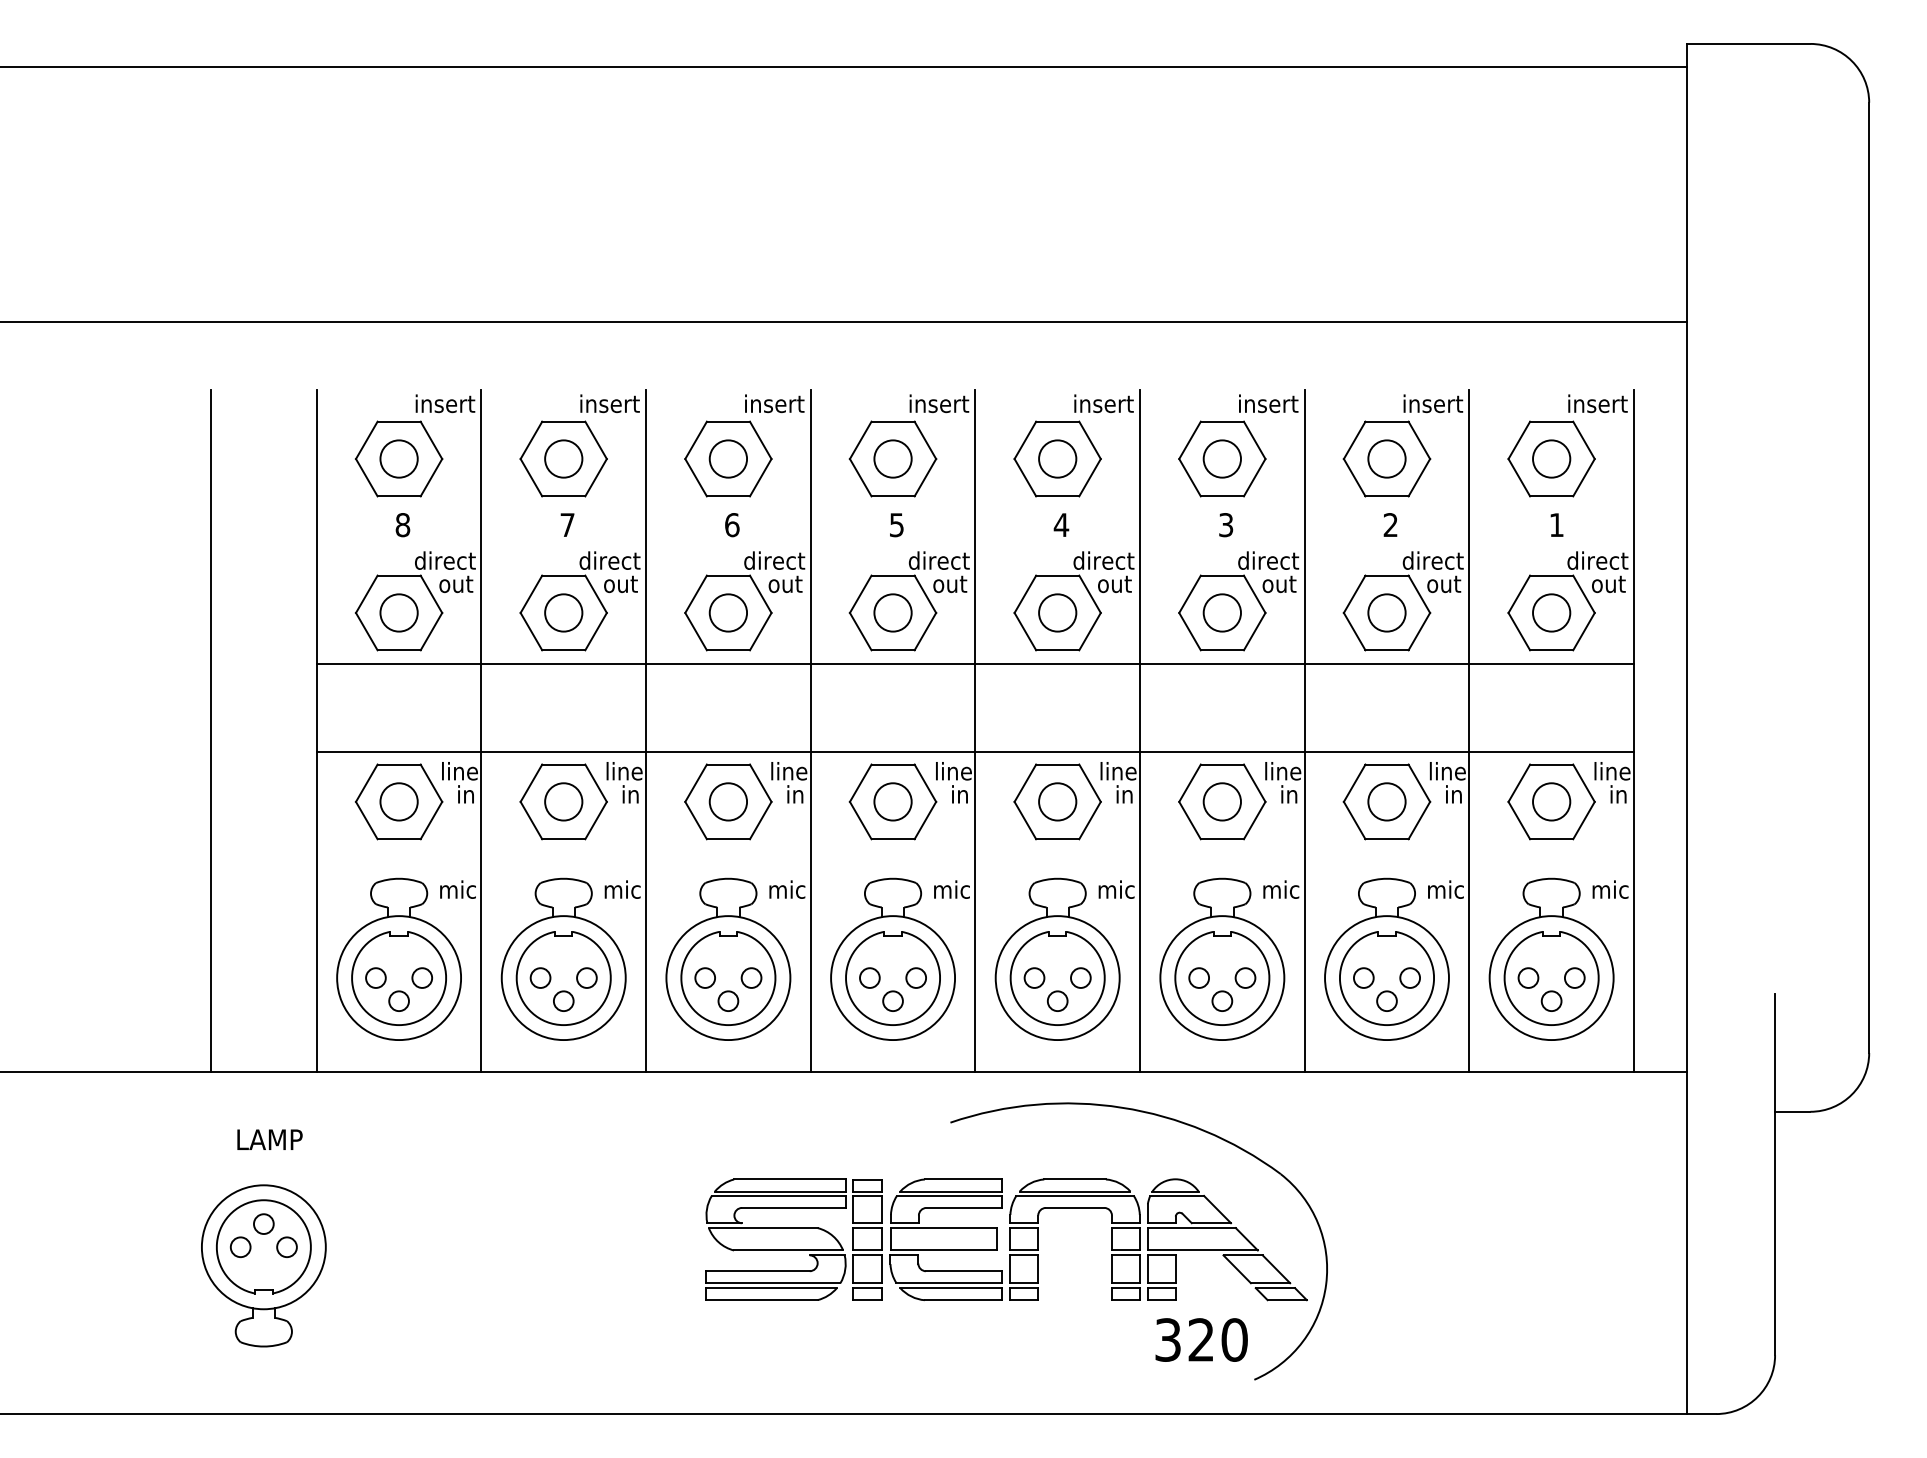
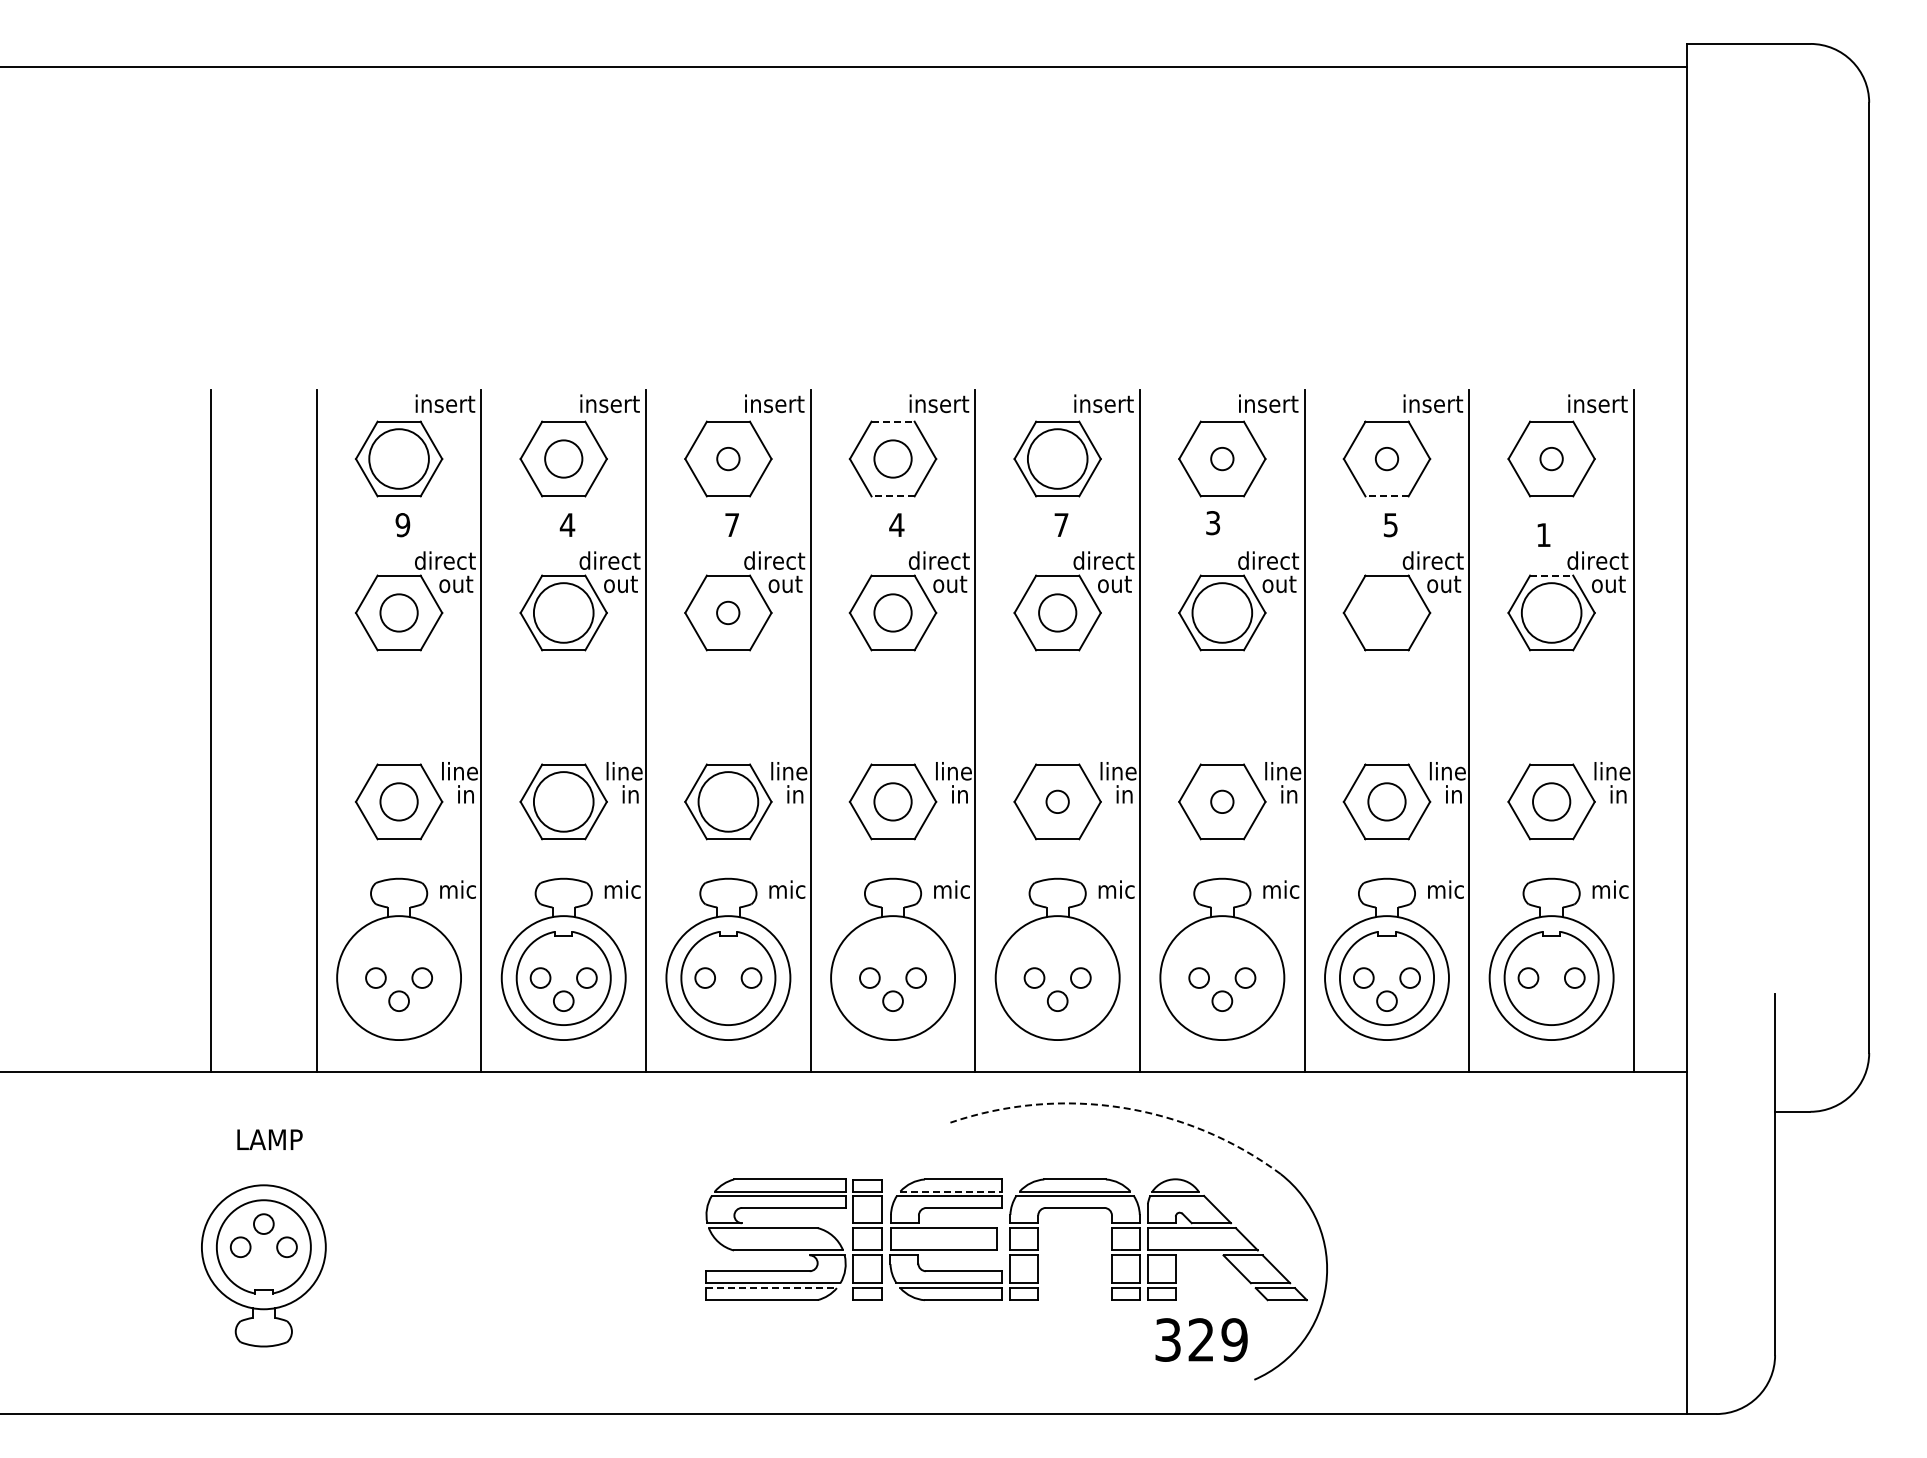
line: present -> none (844, 321)
line: solid -> dashed (893, 421)
circle diameter: 37 px -> 60 px (398, 458)
circle diameter: 37 px -> 22 px (728, 458)
circle diameter: 37 px -> 60 px (1057, 458)
circle diameter: 37 px -> 22 px (1222, 458)
circle diameter: 37 px -> 22 px (1386, 458)
circle diameter: 37 px -> 22 px (1551, 458)
line: solid -> dashed (893, 496)
line: solid -> dashed (1387, 496)
text: 7 -> 4 (567, 524)
text: 4 -> 7 (1061, 524)
text position: (1556, 524) -> (1543, 534) (1543, 534)
text: 8 -> 9 (402, 525)
text: 6 -> 7 (732, 525)
text: 5 -> 4 (896, 525)
text position: (1226, 525) -> (1213, 523) (1213, 523)
text: 2 -> 5 (1390, 525)
line: solid -> dashed (1551, 575)
circle diameter: 37 px -> 60 px (563, 612)
circle size: 40x40 px -> 25x25 px (728, 612)
circle diameter: 37 px -> 60 px (1222, 612)
circle: present -> none (1386, 612)
circle diameter: 37 px -> 60 px (1551, 612)
line: present -> none (974, 663)
line: present -> none (974, 751)
circle diameter: 37 px -> 60 px (563, 801)
circle diameter: 37 px -> 60 px (728, 801)
circle diameter: 37 px -> 22 px (1057, 801)
circle diameter: 37 px -> 22 px (1222, 801)
part: present -> none (398, 978)
part: present -> none (892, 978)
part: present -> none (1057, 978)
part: present -> none (1222, 978)
circle: present -> none (728, 1000)
circle: present -> none (1551, 1000)
arc: solid -> dashed (1121, 1107)
line: solid -> dashed (951, 1191)
line: solid -> dashed (772, 1288)
text: 320 -> 329 (1234, 1339)
